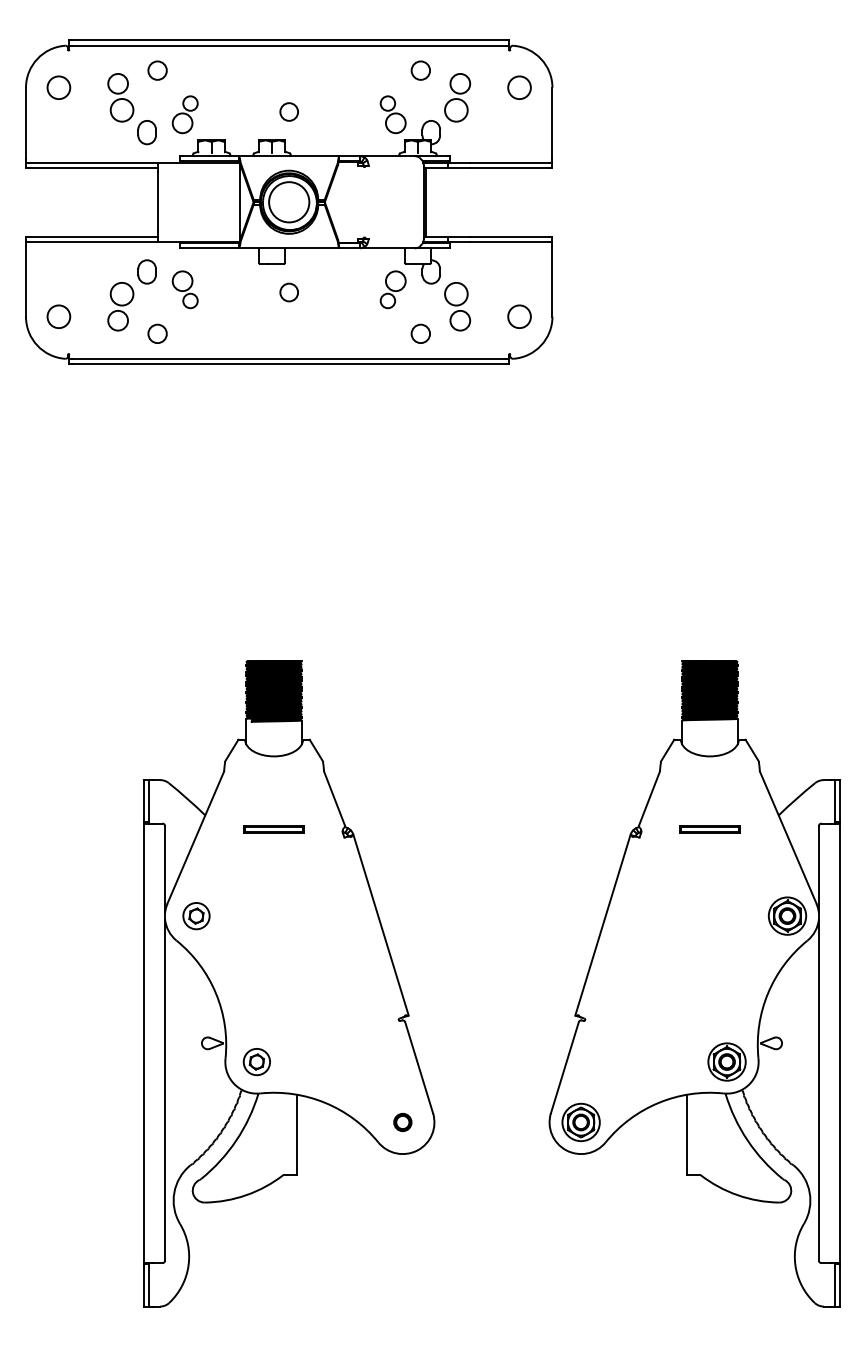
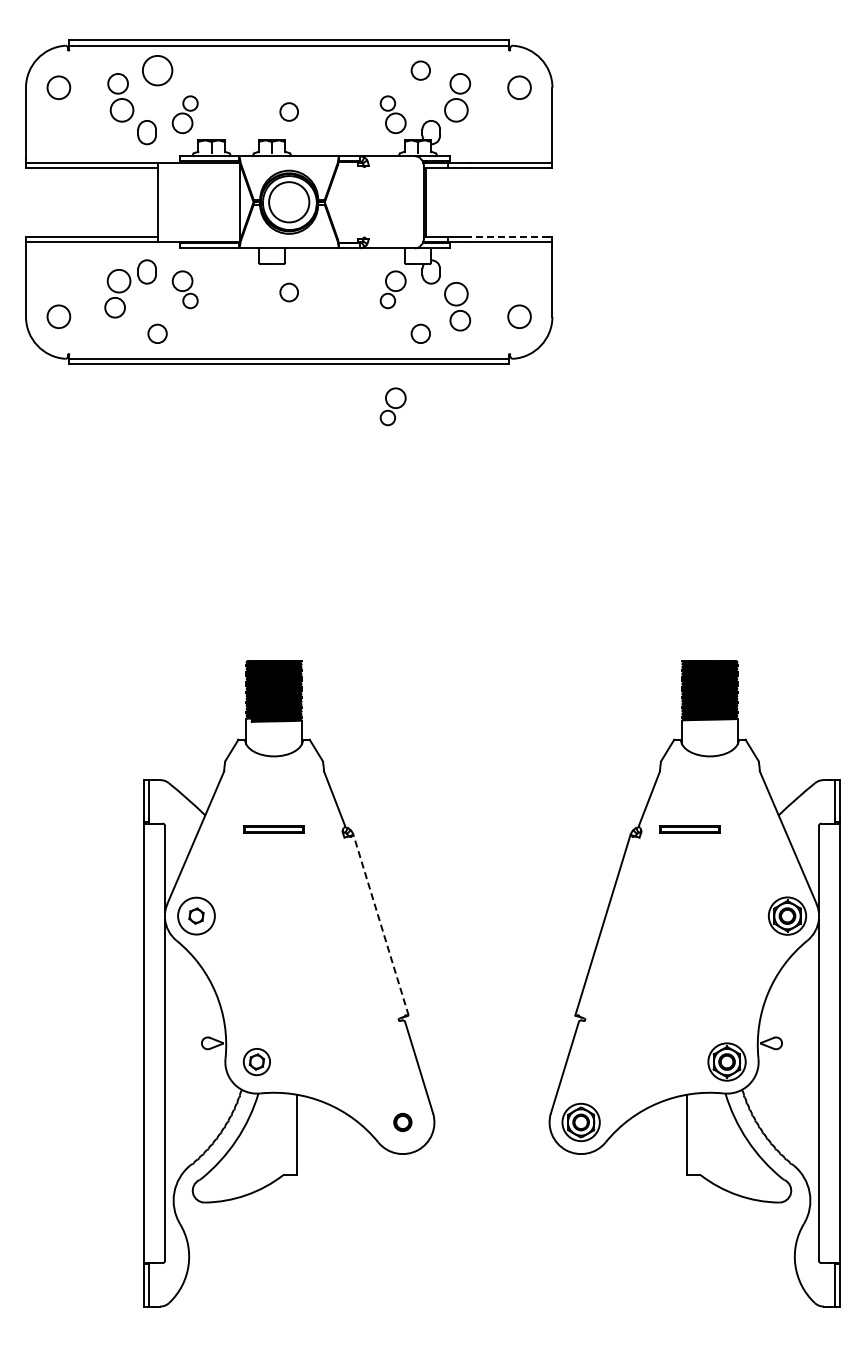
circle diameter: 18 px -> 29 px (157, 70)
line: solid -> dashed (508, 236)
part position: (120, 306) -> (117, 293) (117, 293)
part: none -> present (392, 406)
part position: (709, 829) -> (689, 829) (689, 829)
circle diameter: 26 px -> 37 px (196, 915)
line: solid -> dashed (381, 925)
